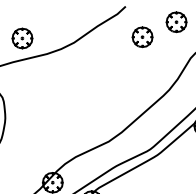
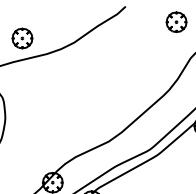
part: present -> none (142, 37)
